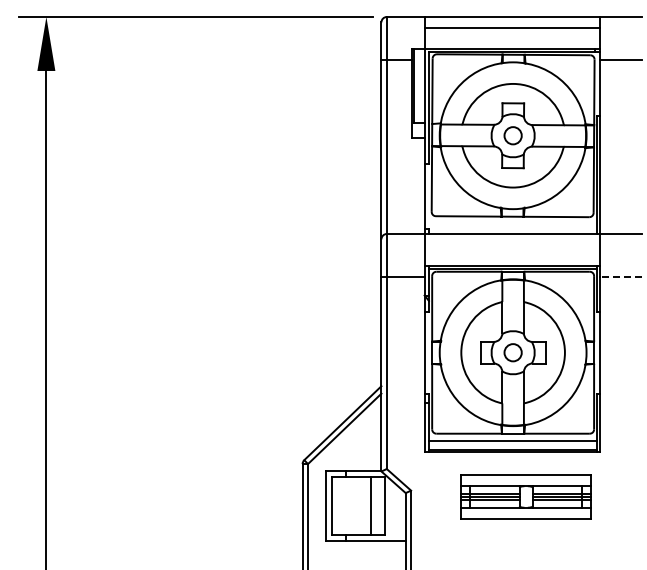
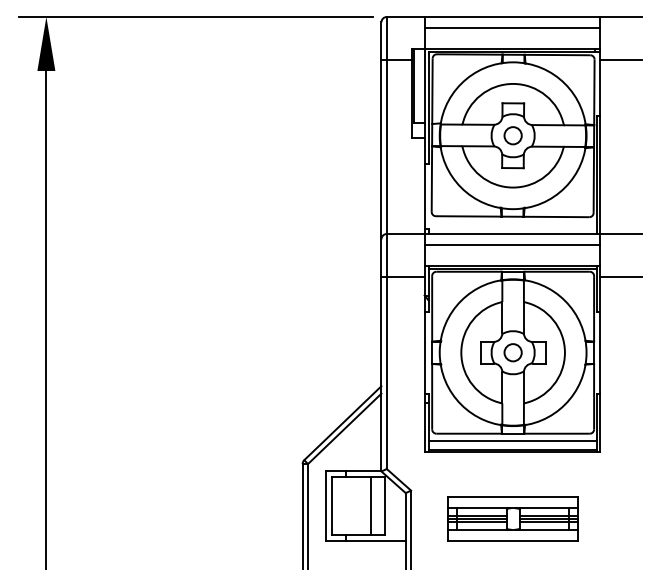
line: none -> present (511, 244)
line: dashed -> solid (620, 277)
part position: (525, 496) -> (512, 518) (512, 518)
